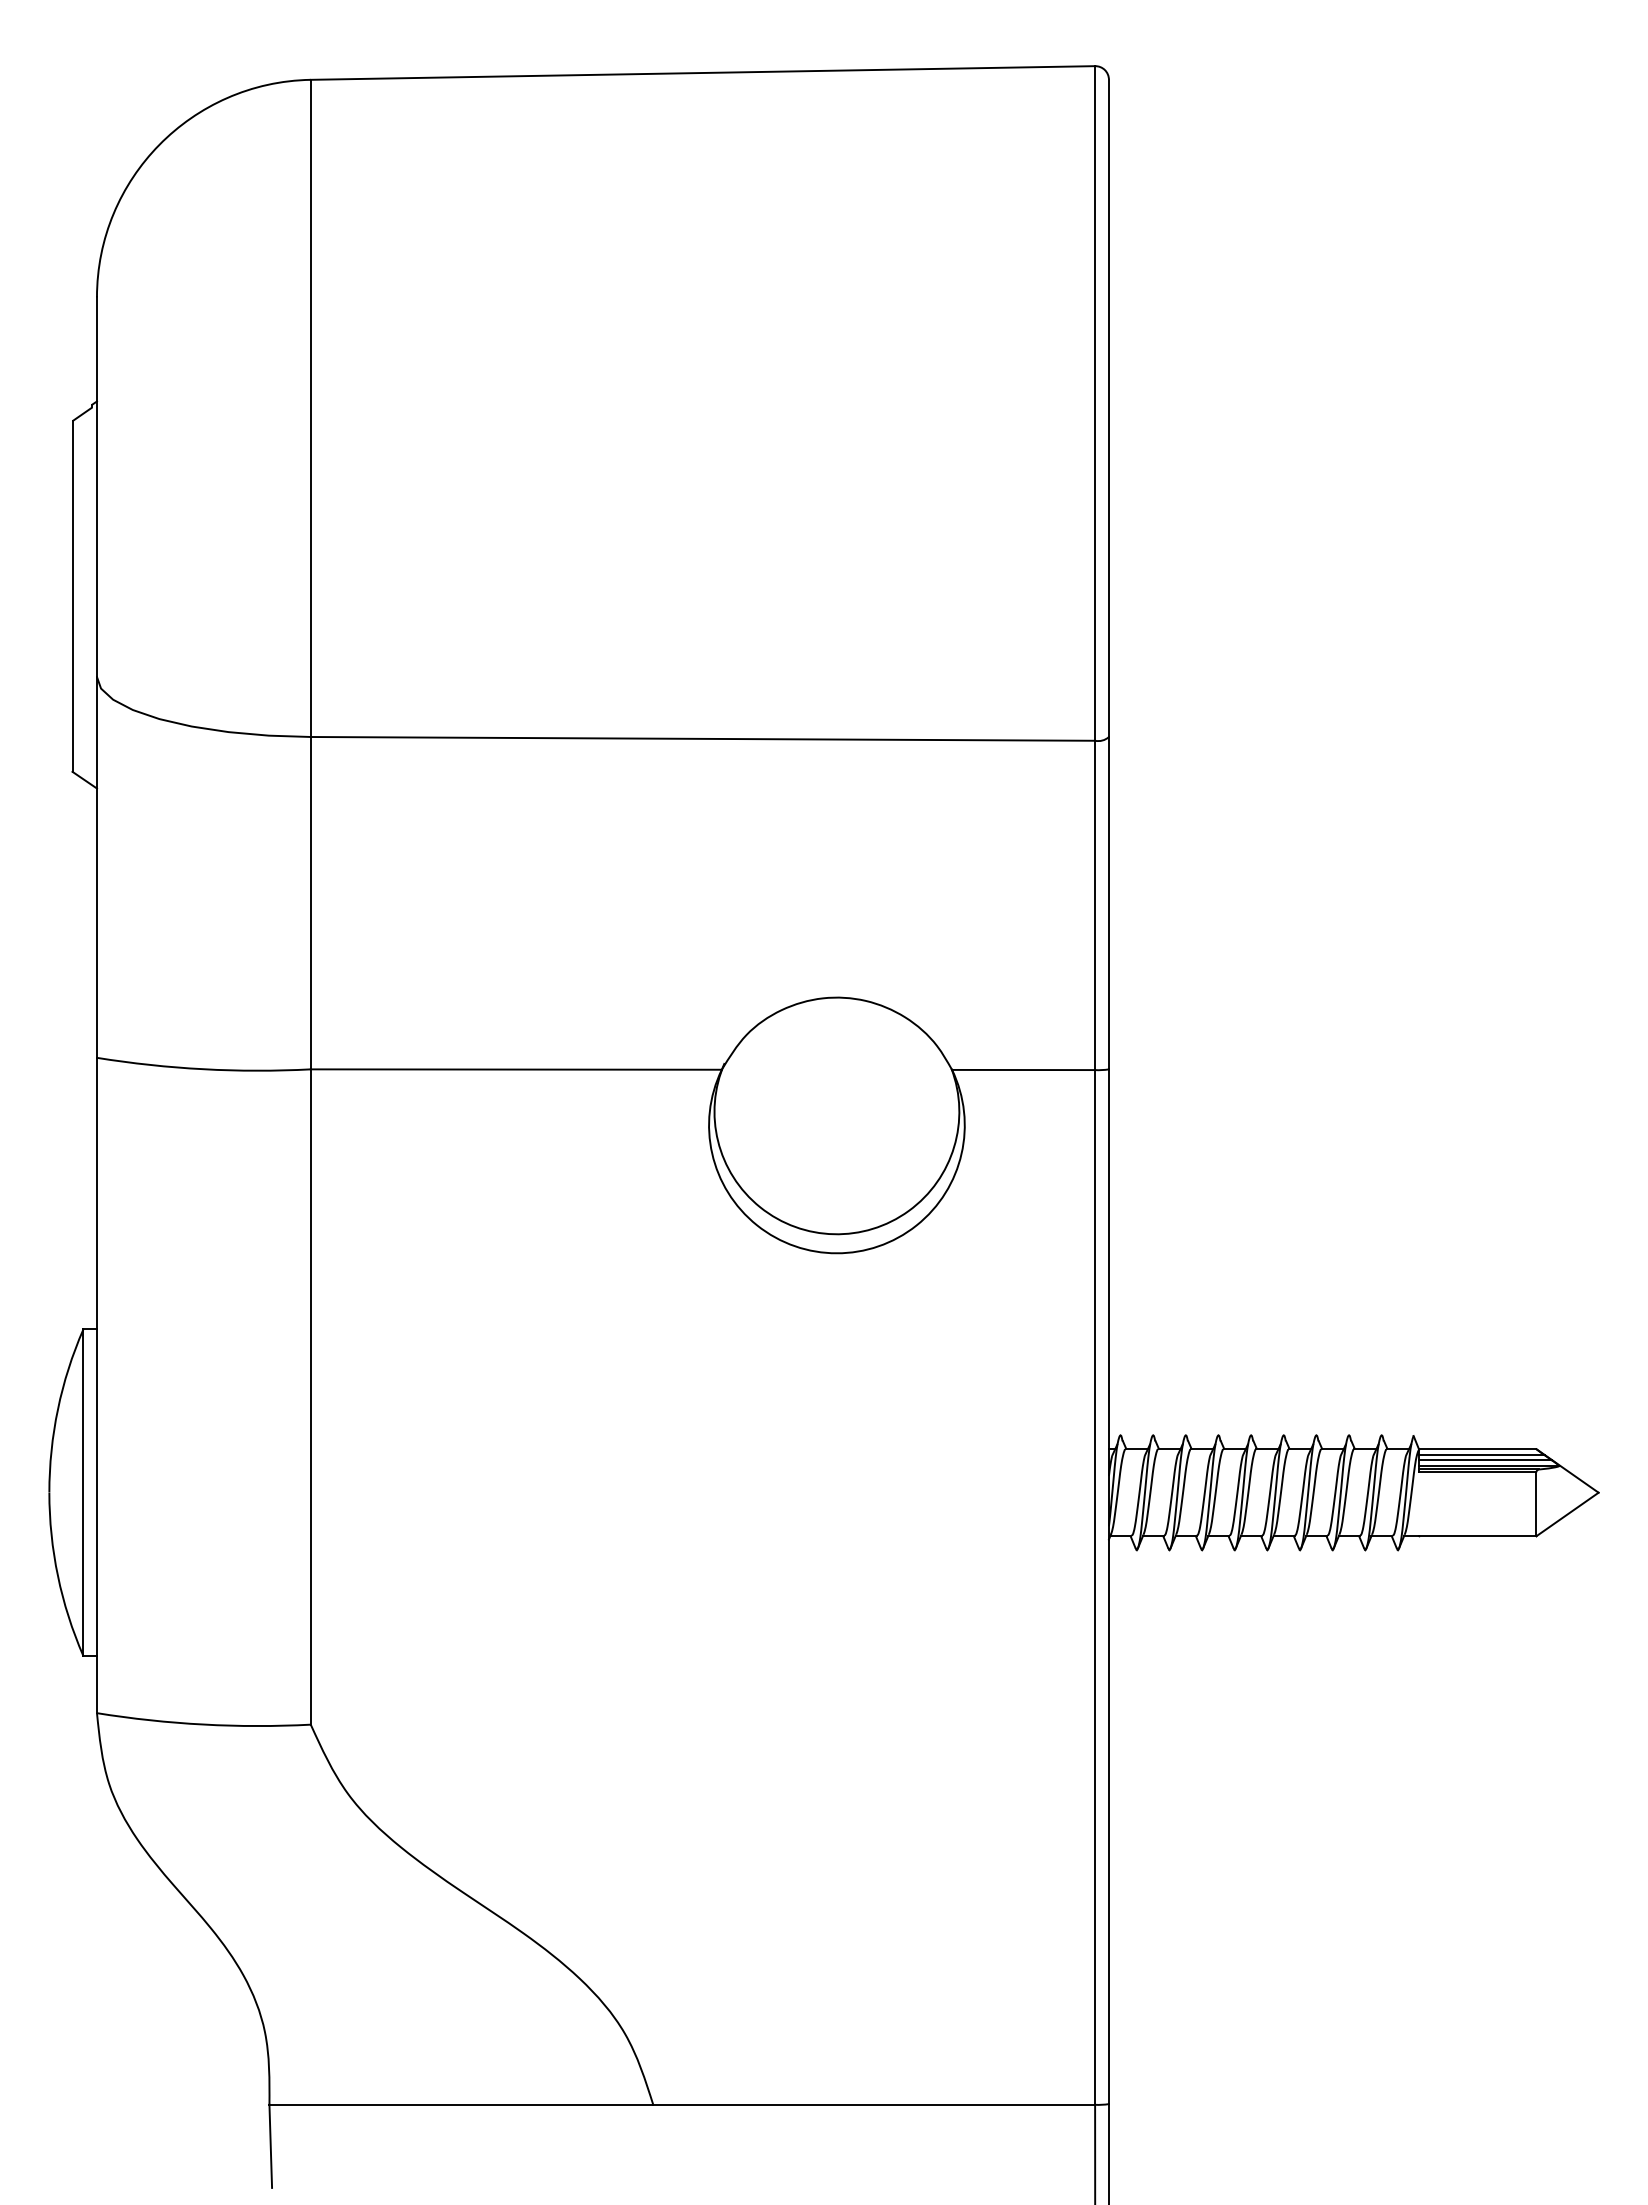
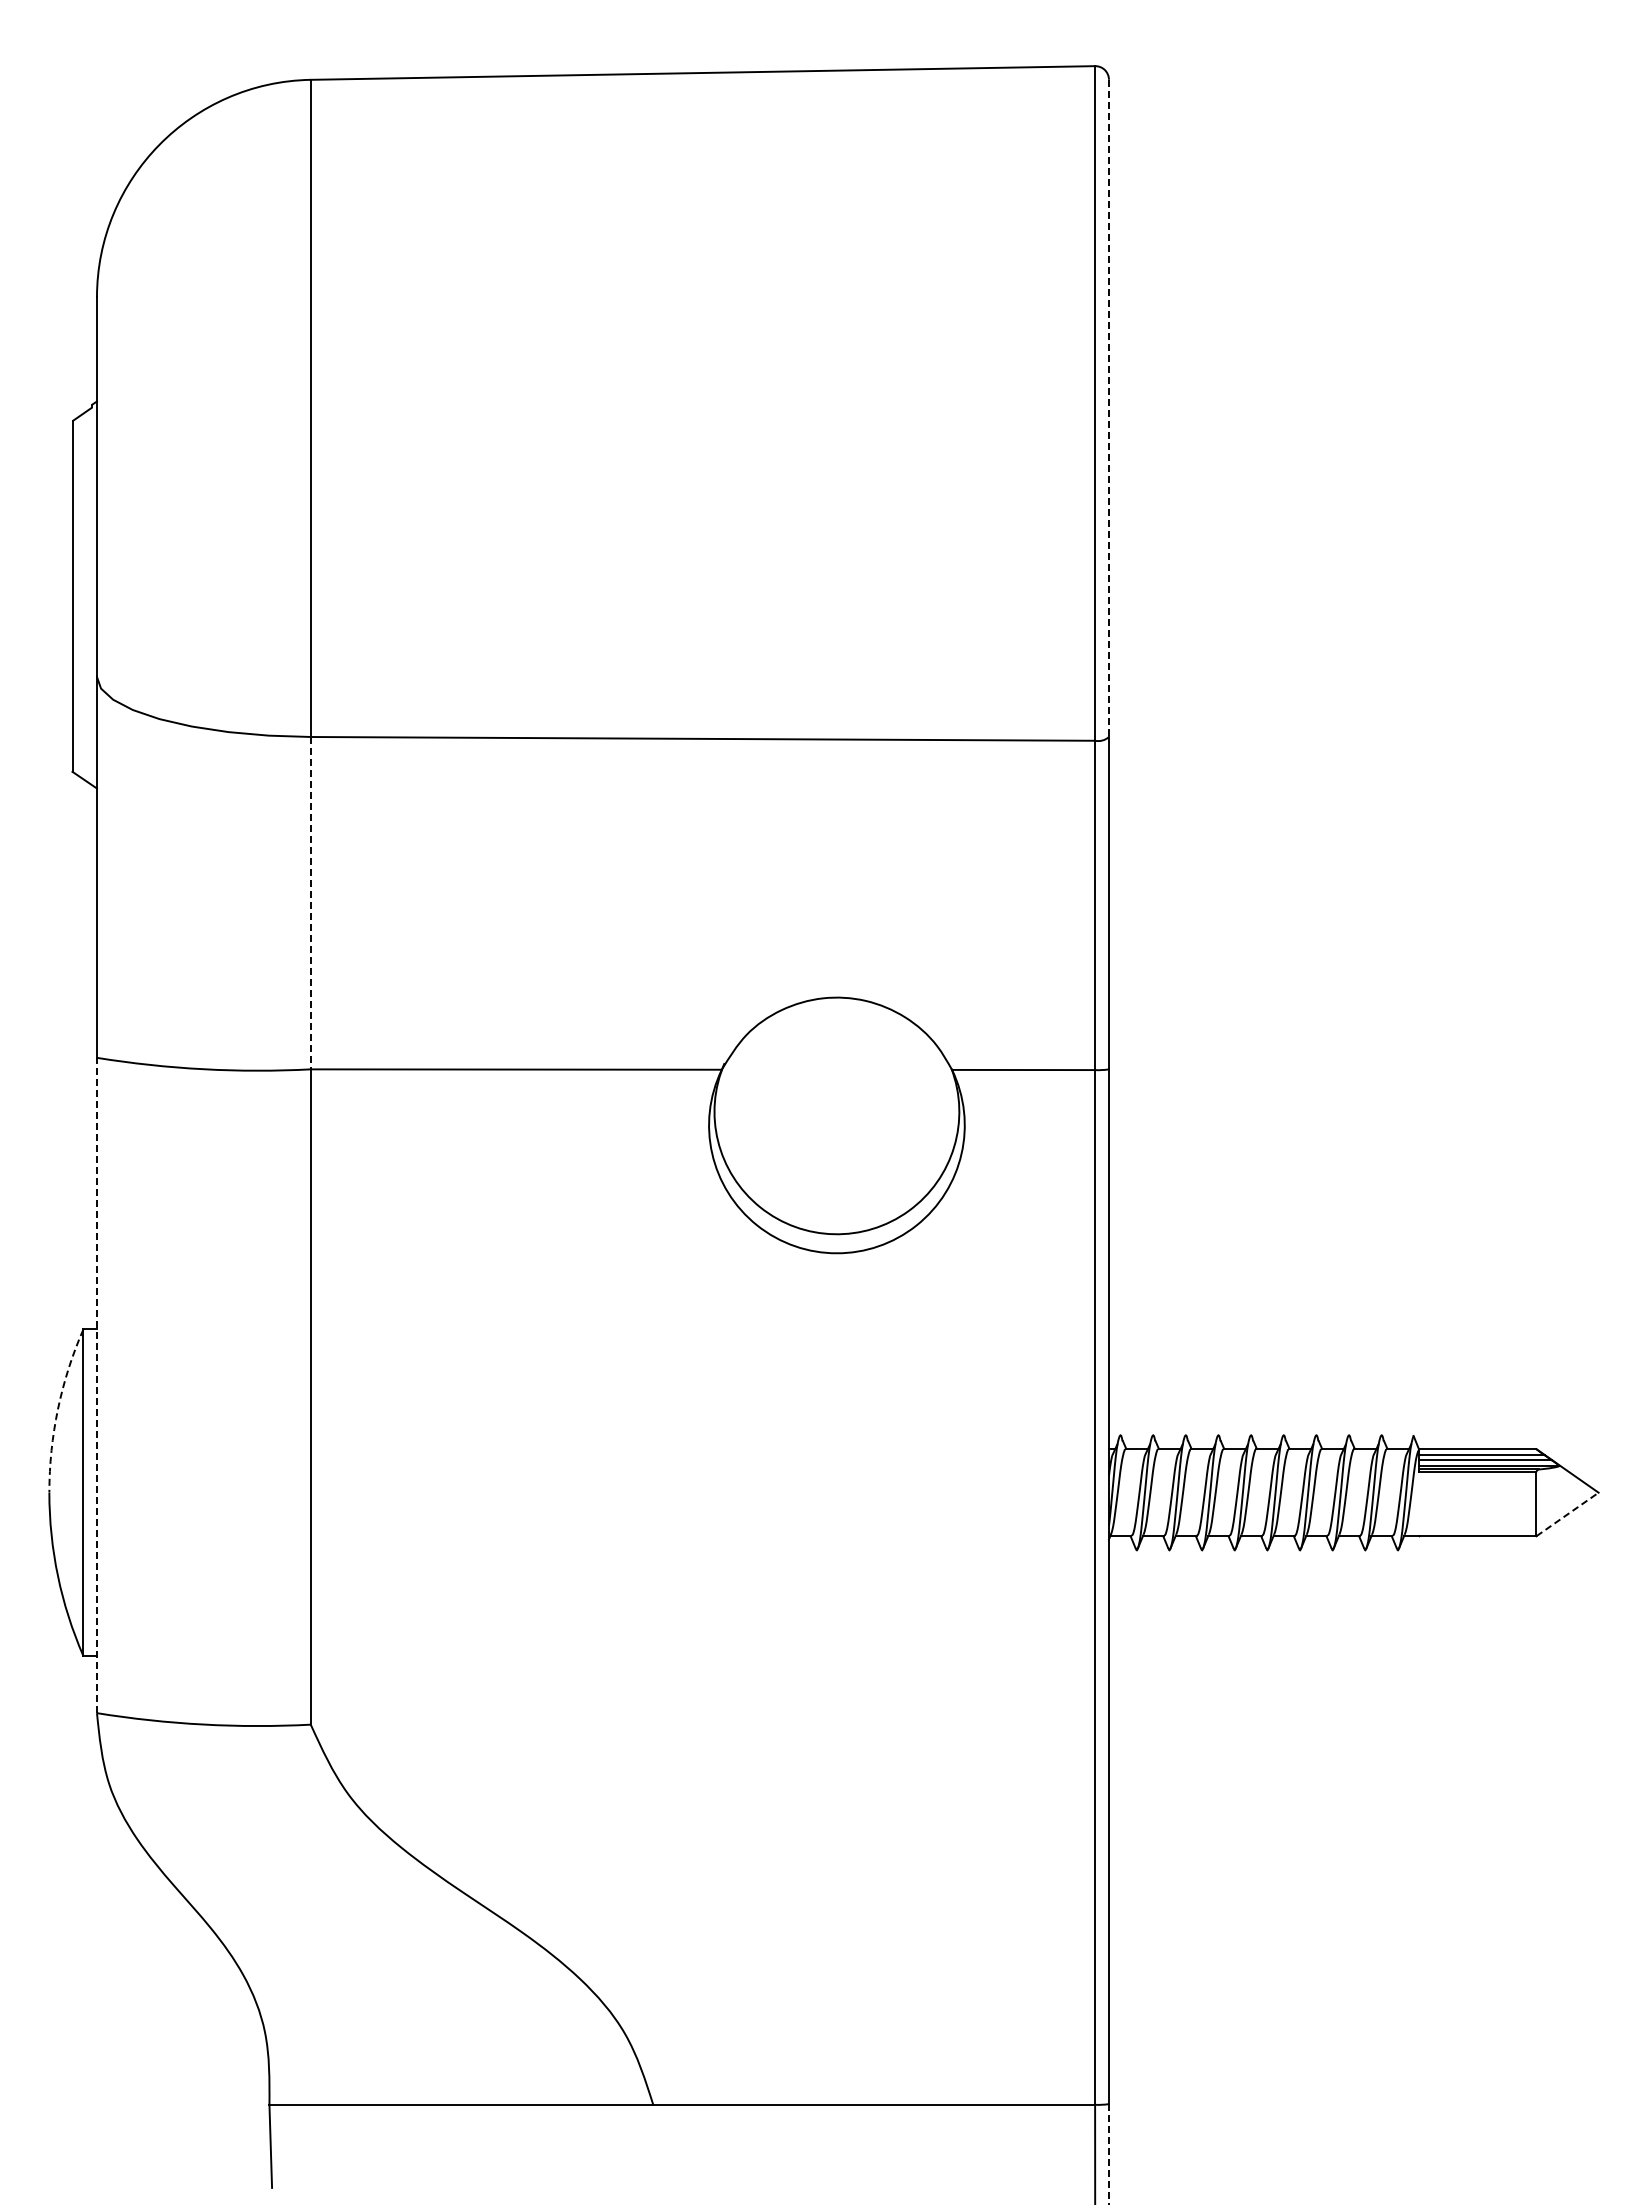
line: solid -> dashed (1108, 408)
line: solid -> dashed (310, 903)
line: solid -> dashed (96, 1385)
arc: solid -> dashed (57, 1409)
line: solid -> dashed (1567, 1514)
line: solid -> dashed (1108, 2154)
